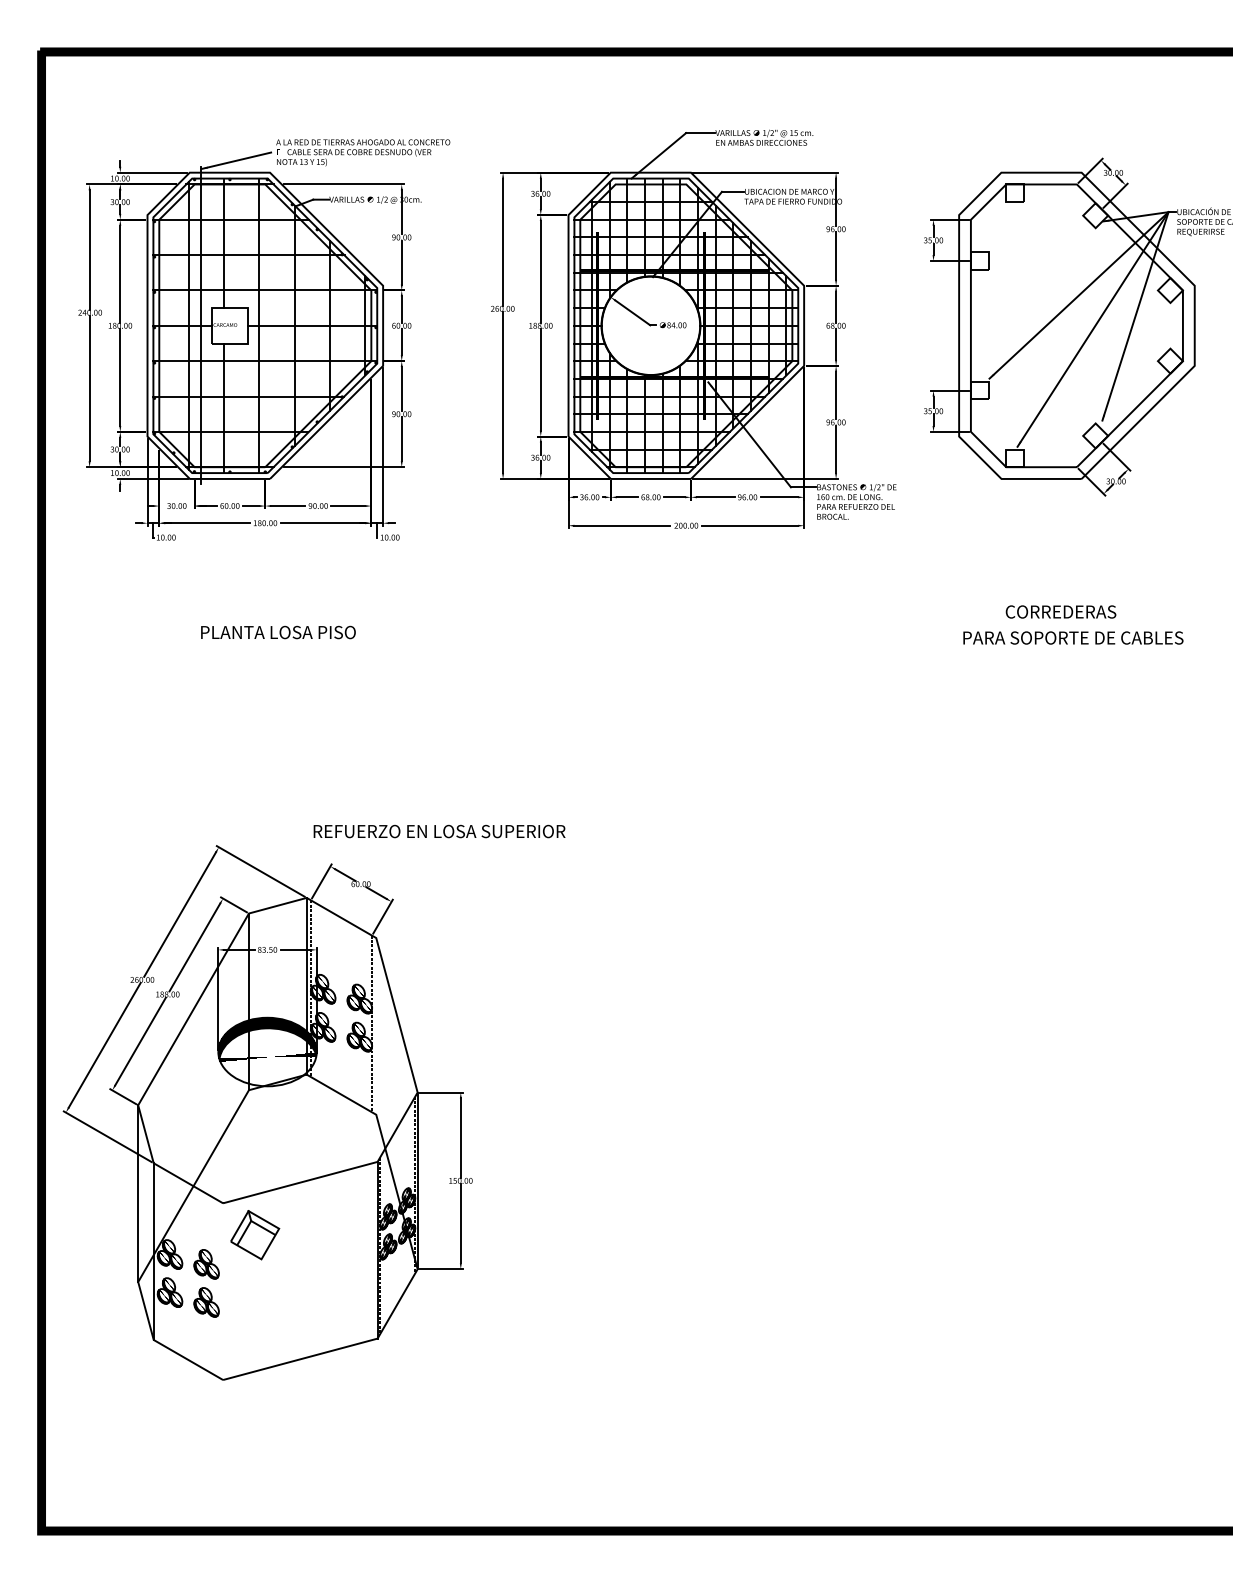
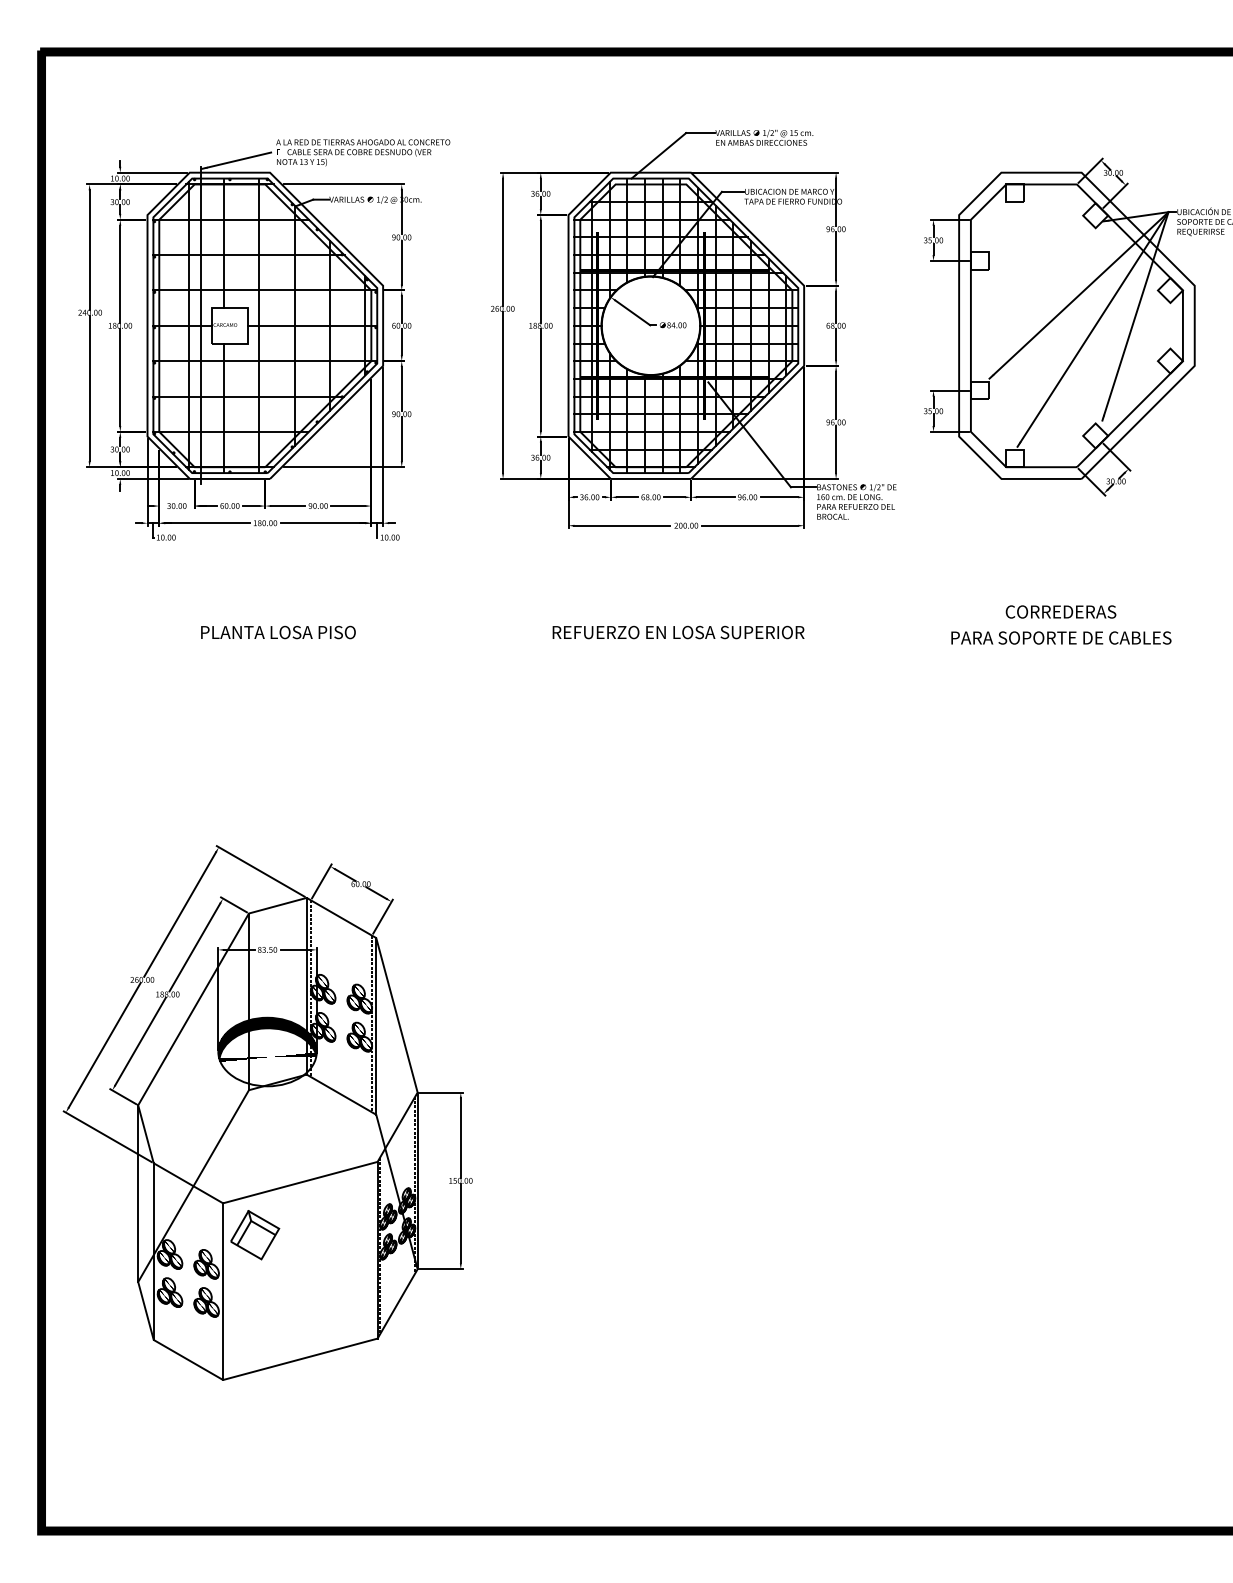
text position: (1073, 637) -> (1061, 637) (1061, 637)
text position: (439, 831) -> (678, 632) (678, 632)
line: none -> present (376, 1026)
line: none -> present (223, 1291)
